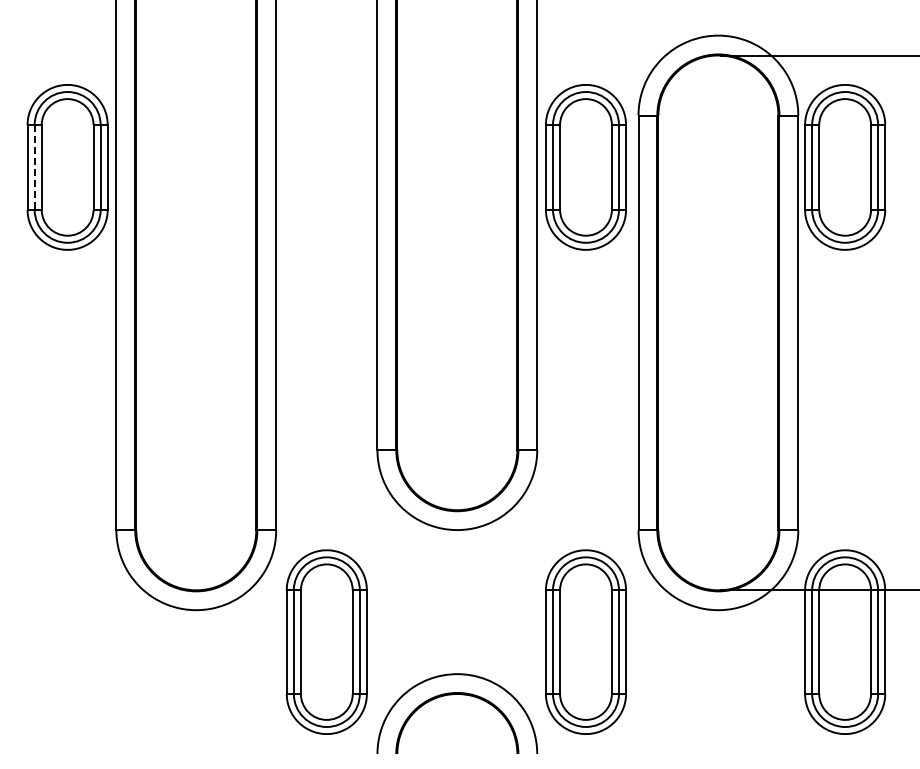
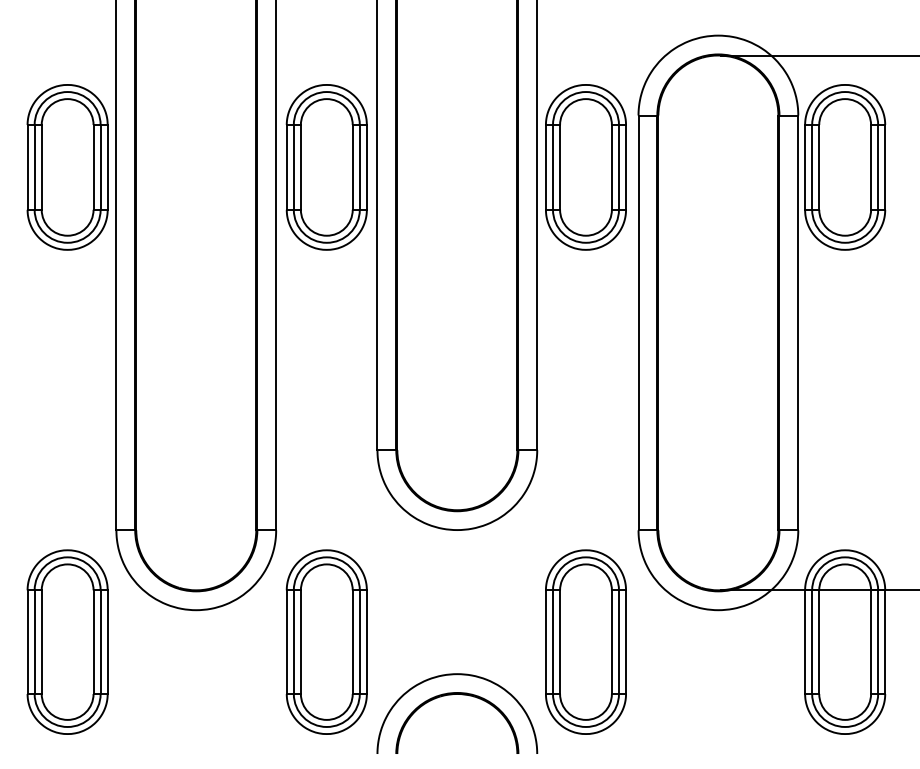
line: dashed -> solid (34, 167)
part: none -> present (326, 167)
part: none -> present (67, 641)
